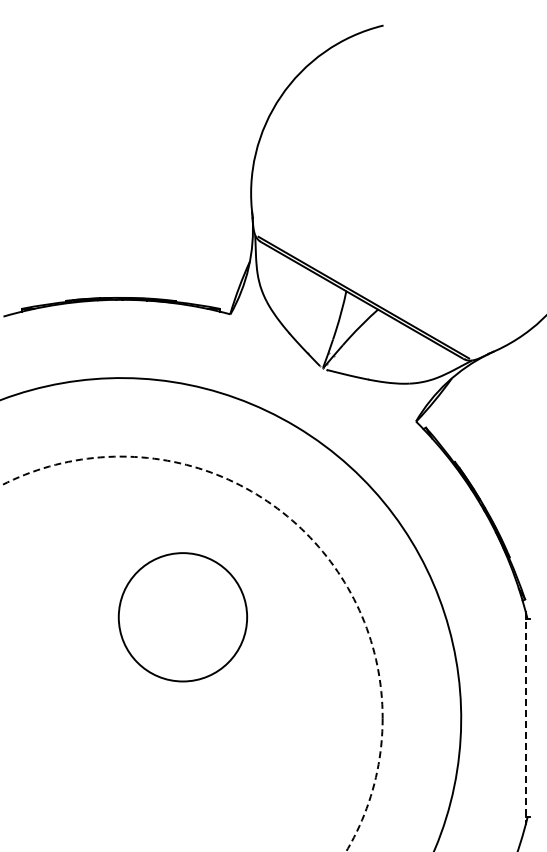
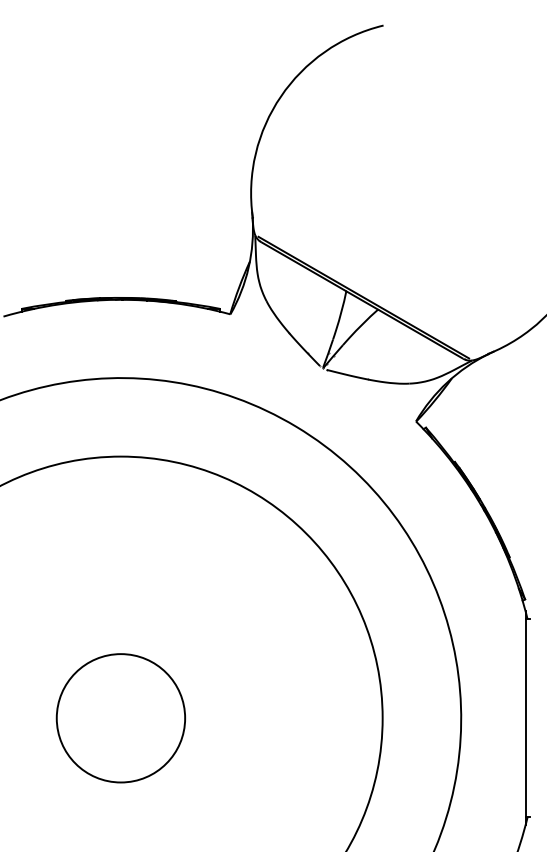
circle position: (182, 617) -> (120, 718) (120, 718)
circle: dashed -> solid (191, 653)
line: dashed -> solid (525, 718)
